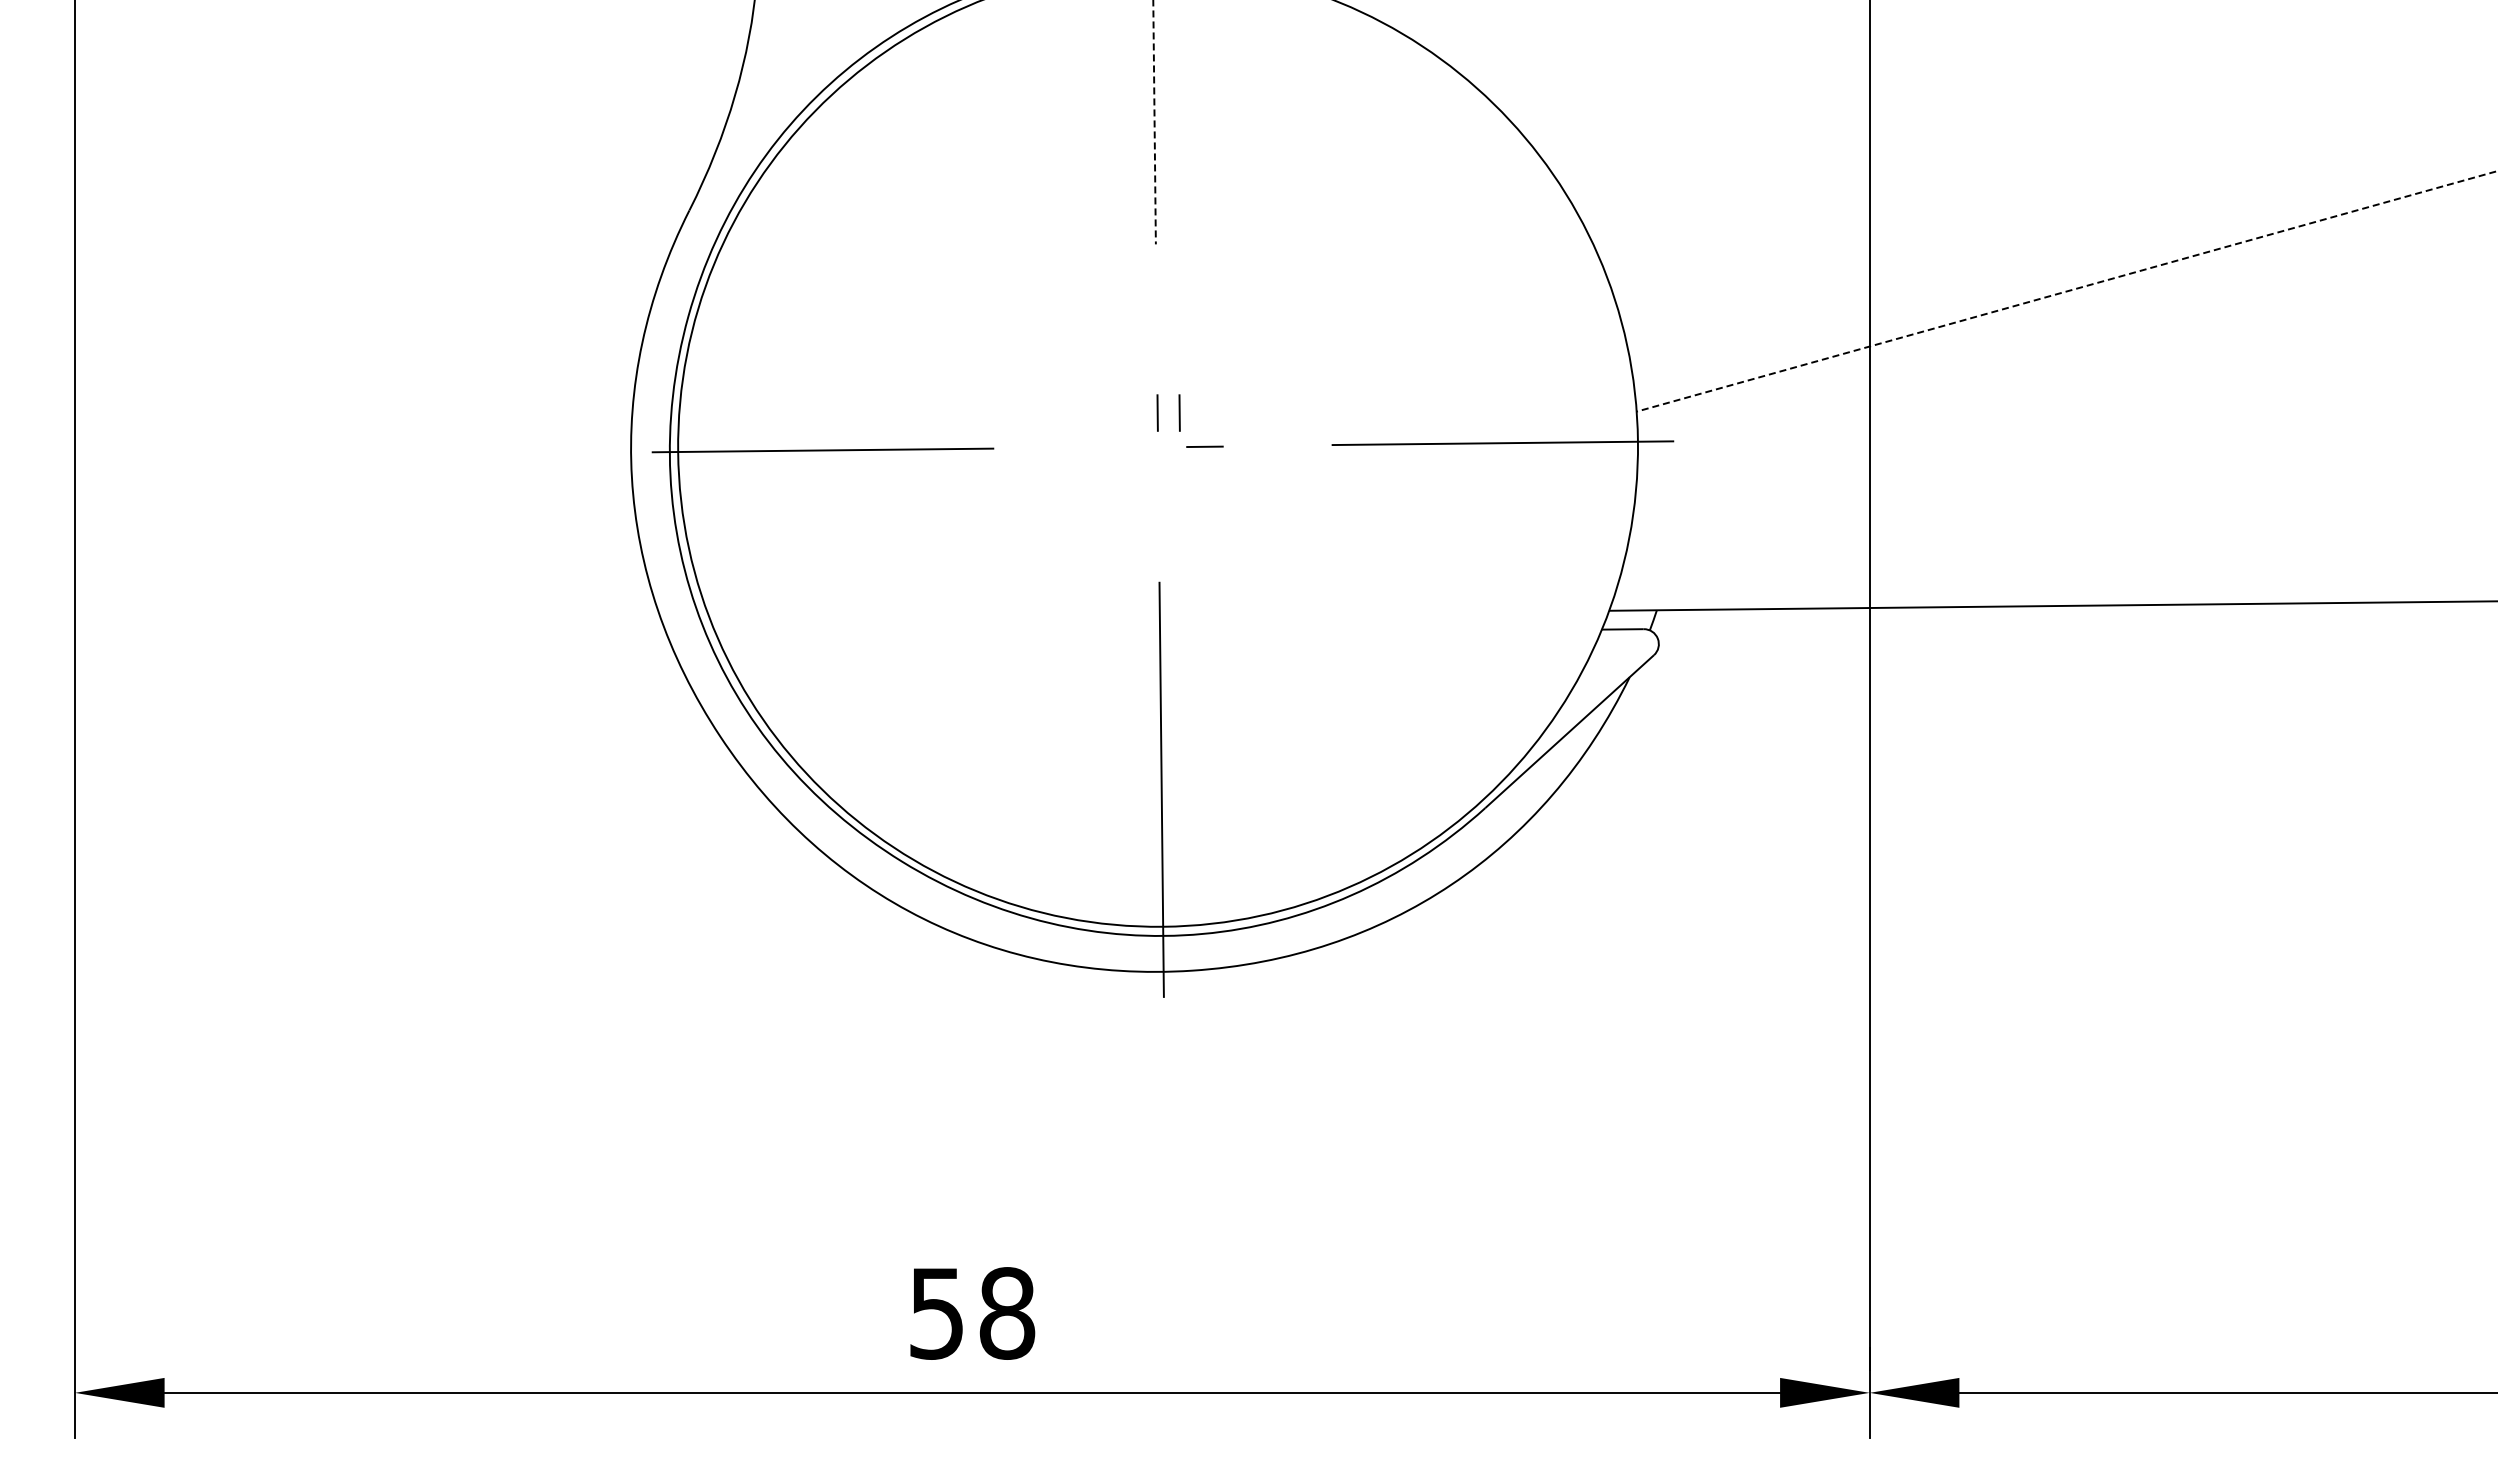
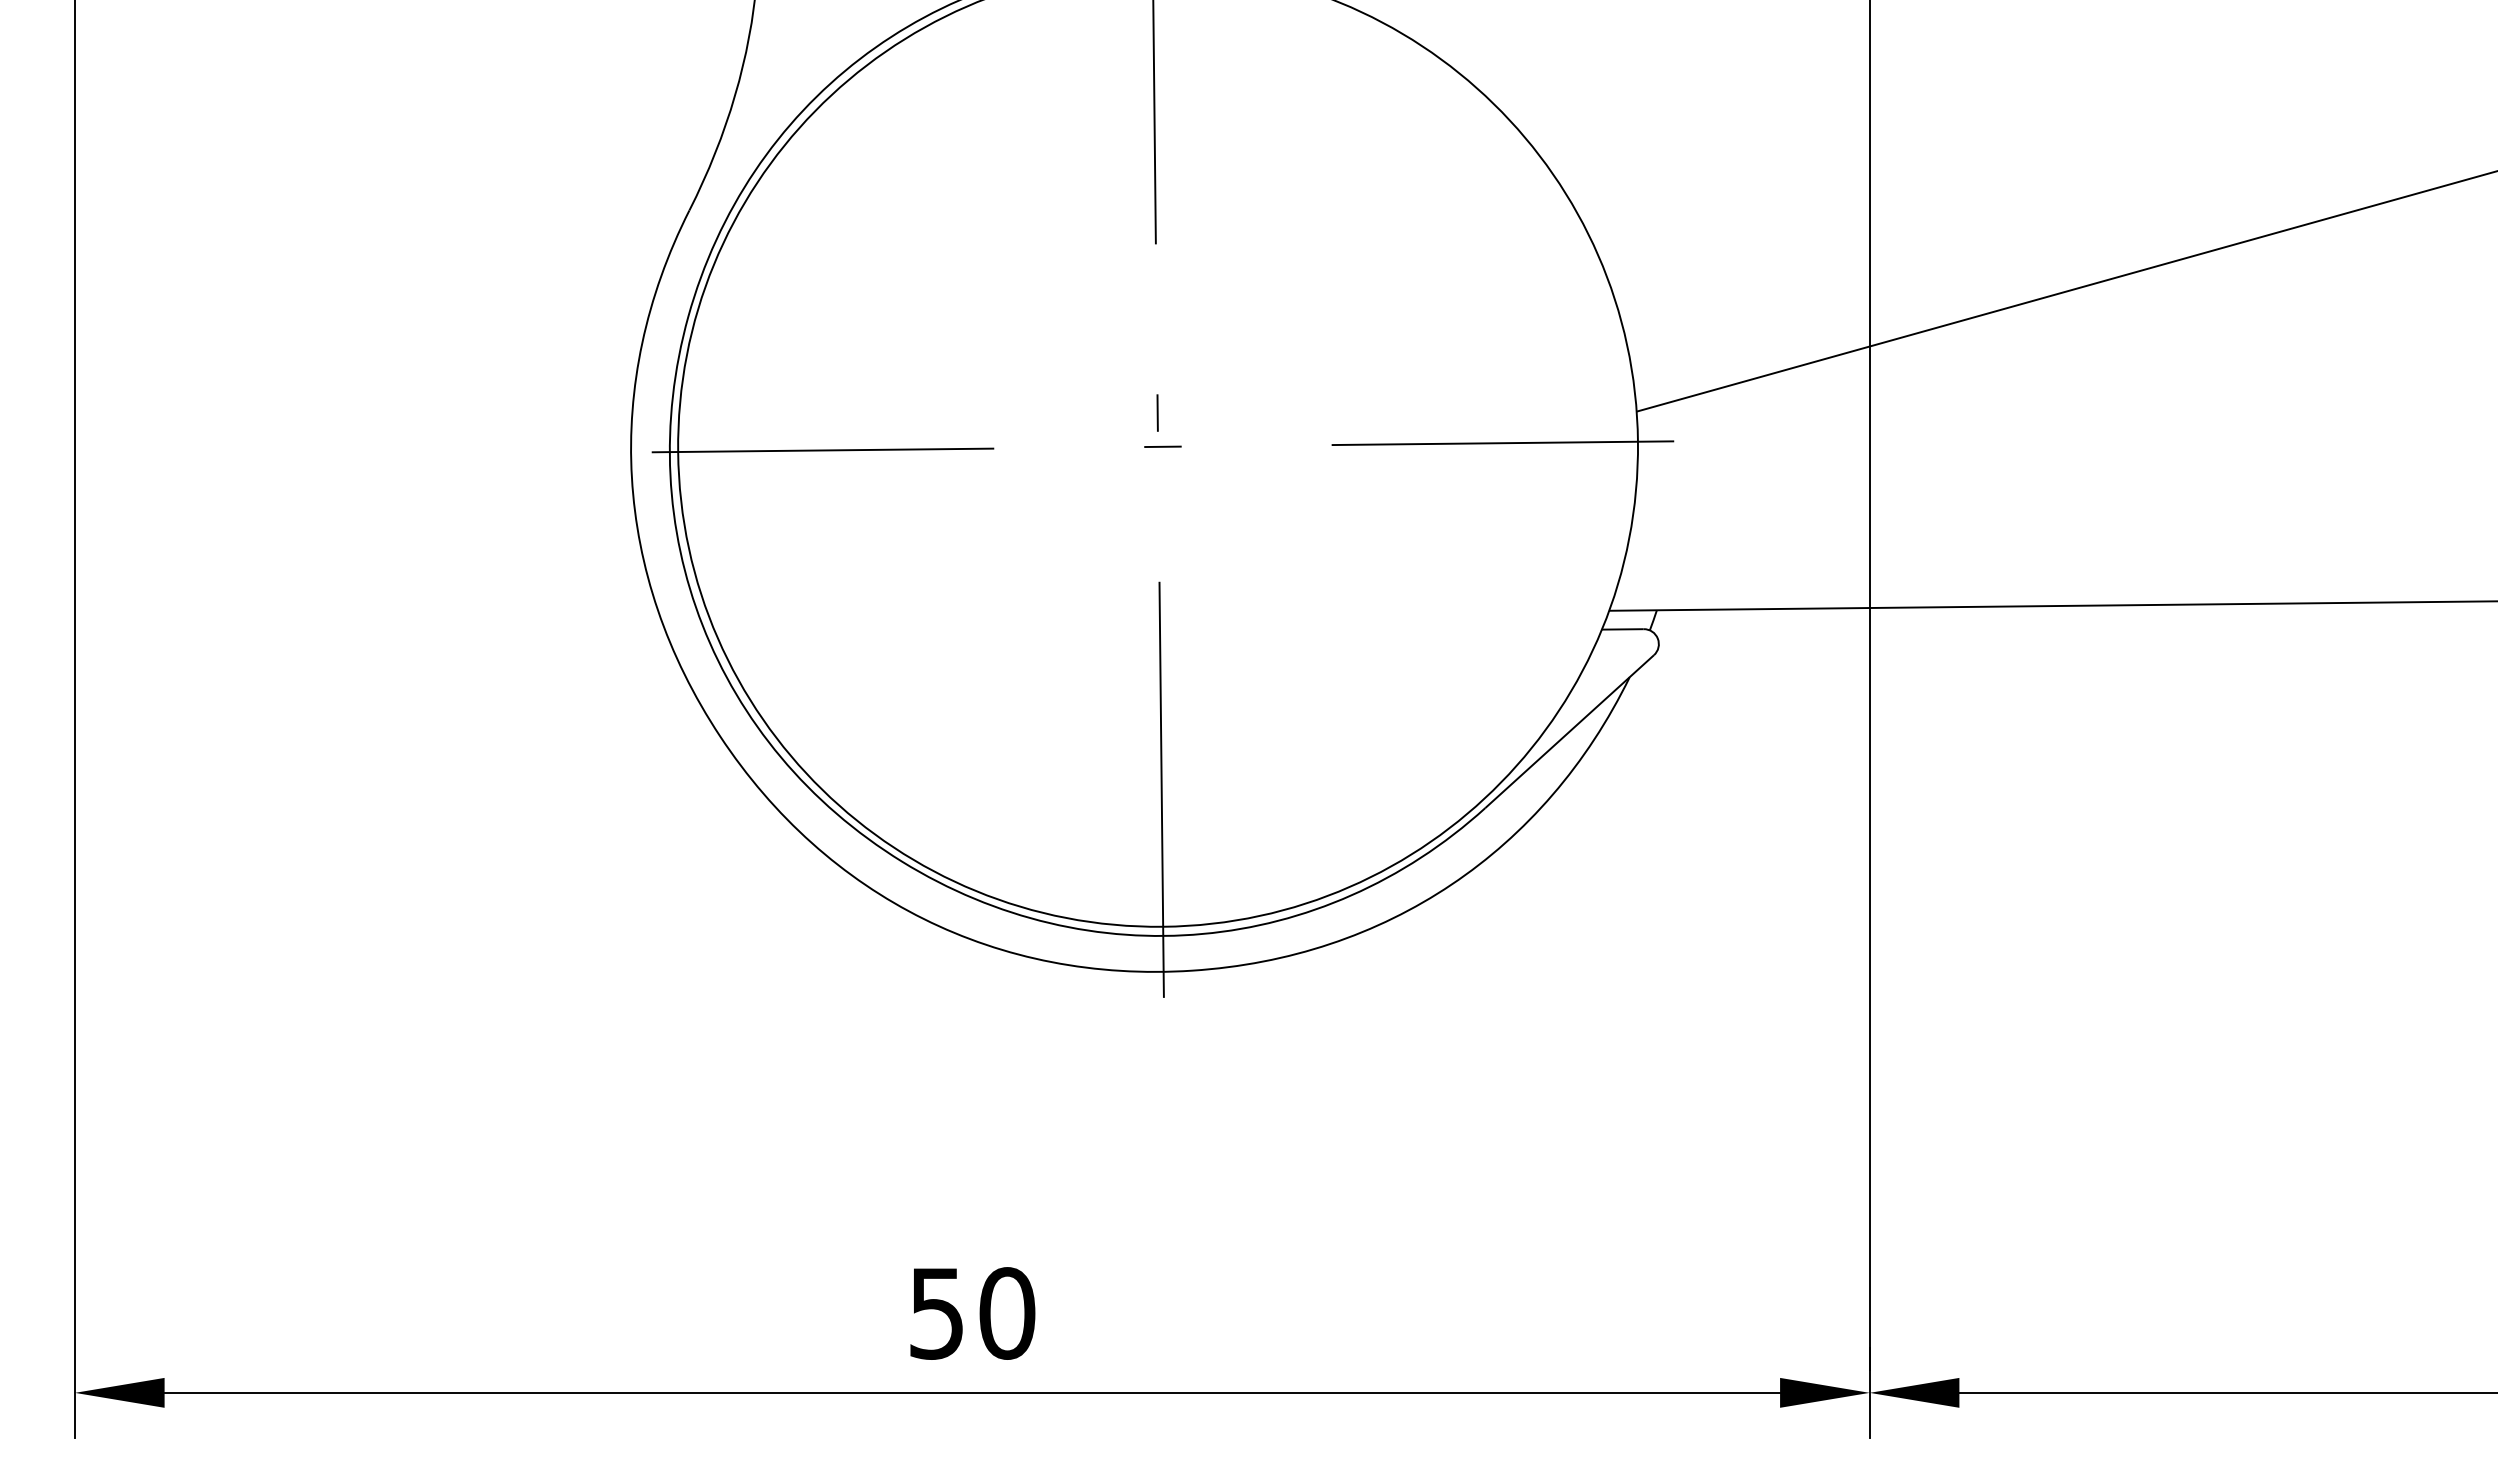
line: dashed -> solid (1154, 122)
line: dashed -> solid (2066, 291)
line: present -> none (1179, 412)
line position: (1204, 446) -> (1162, 446) (1162, 446)
text: 58 -> 50 (1007, 1313)
